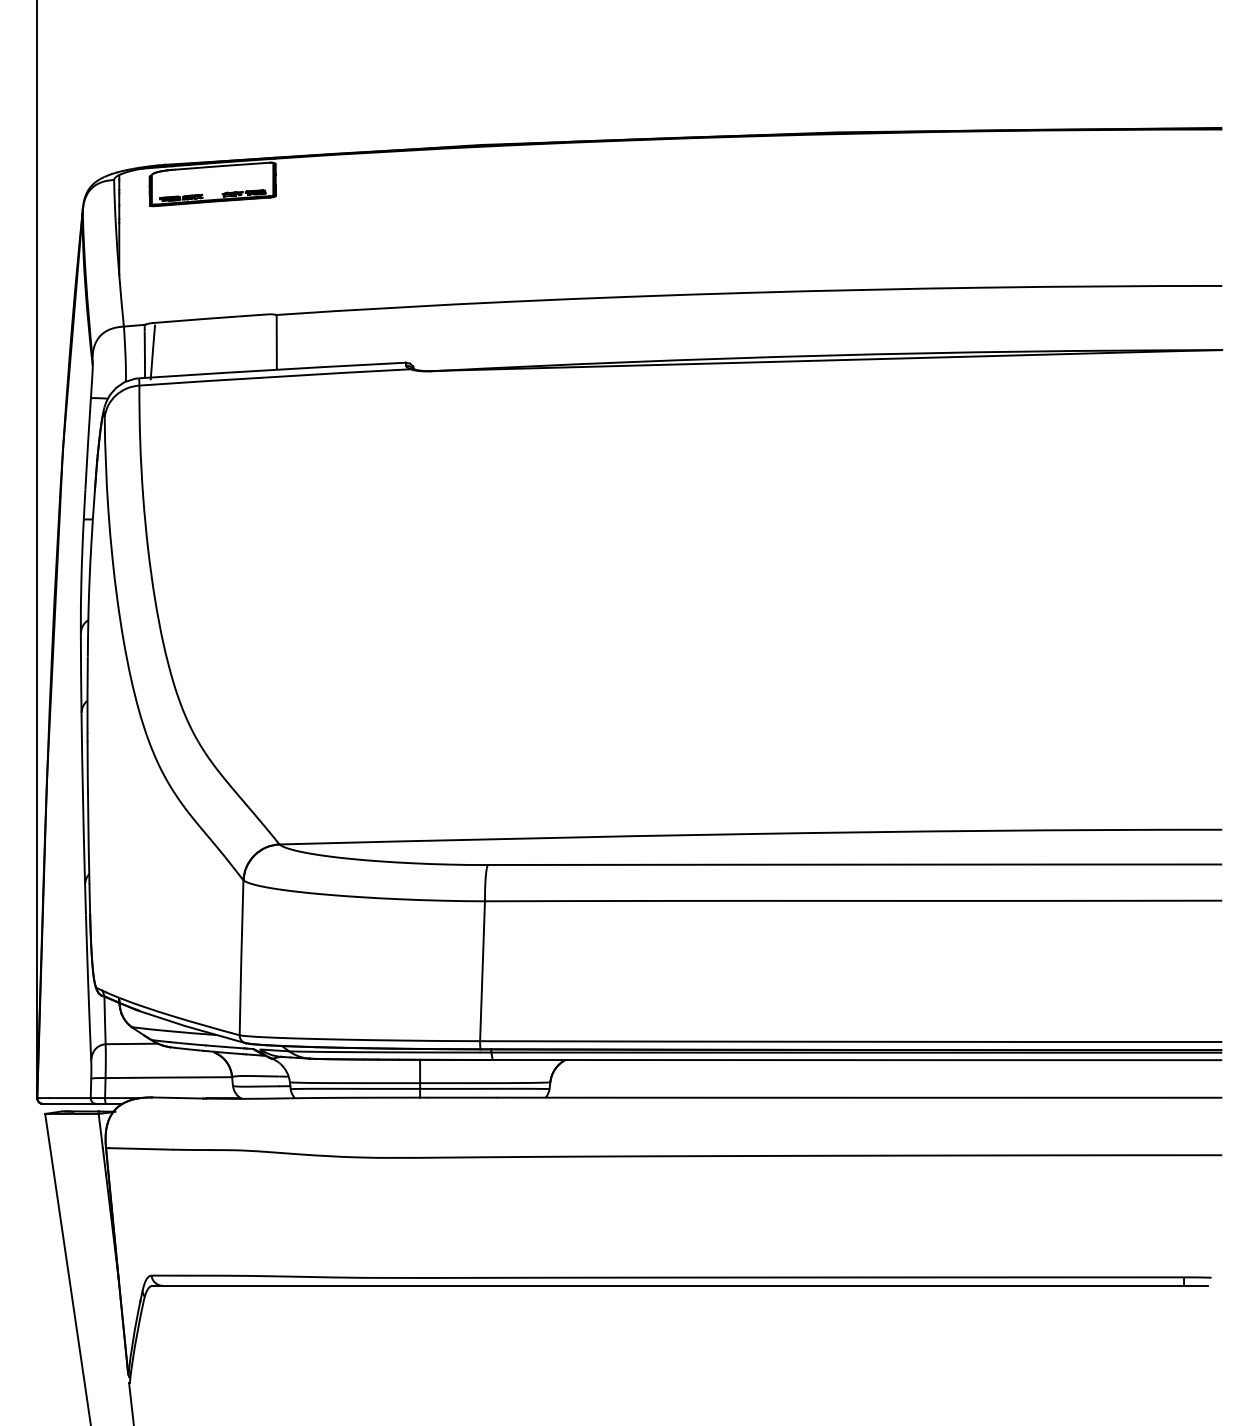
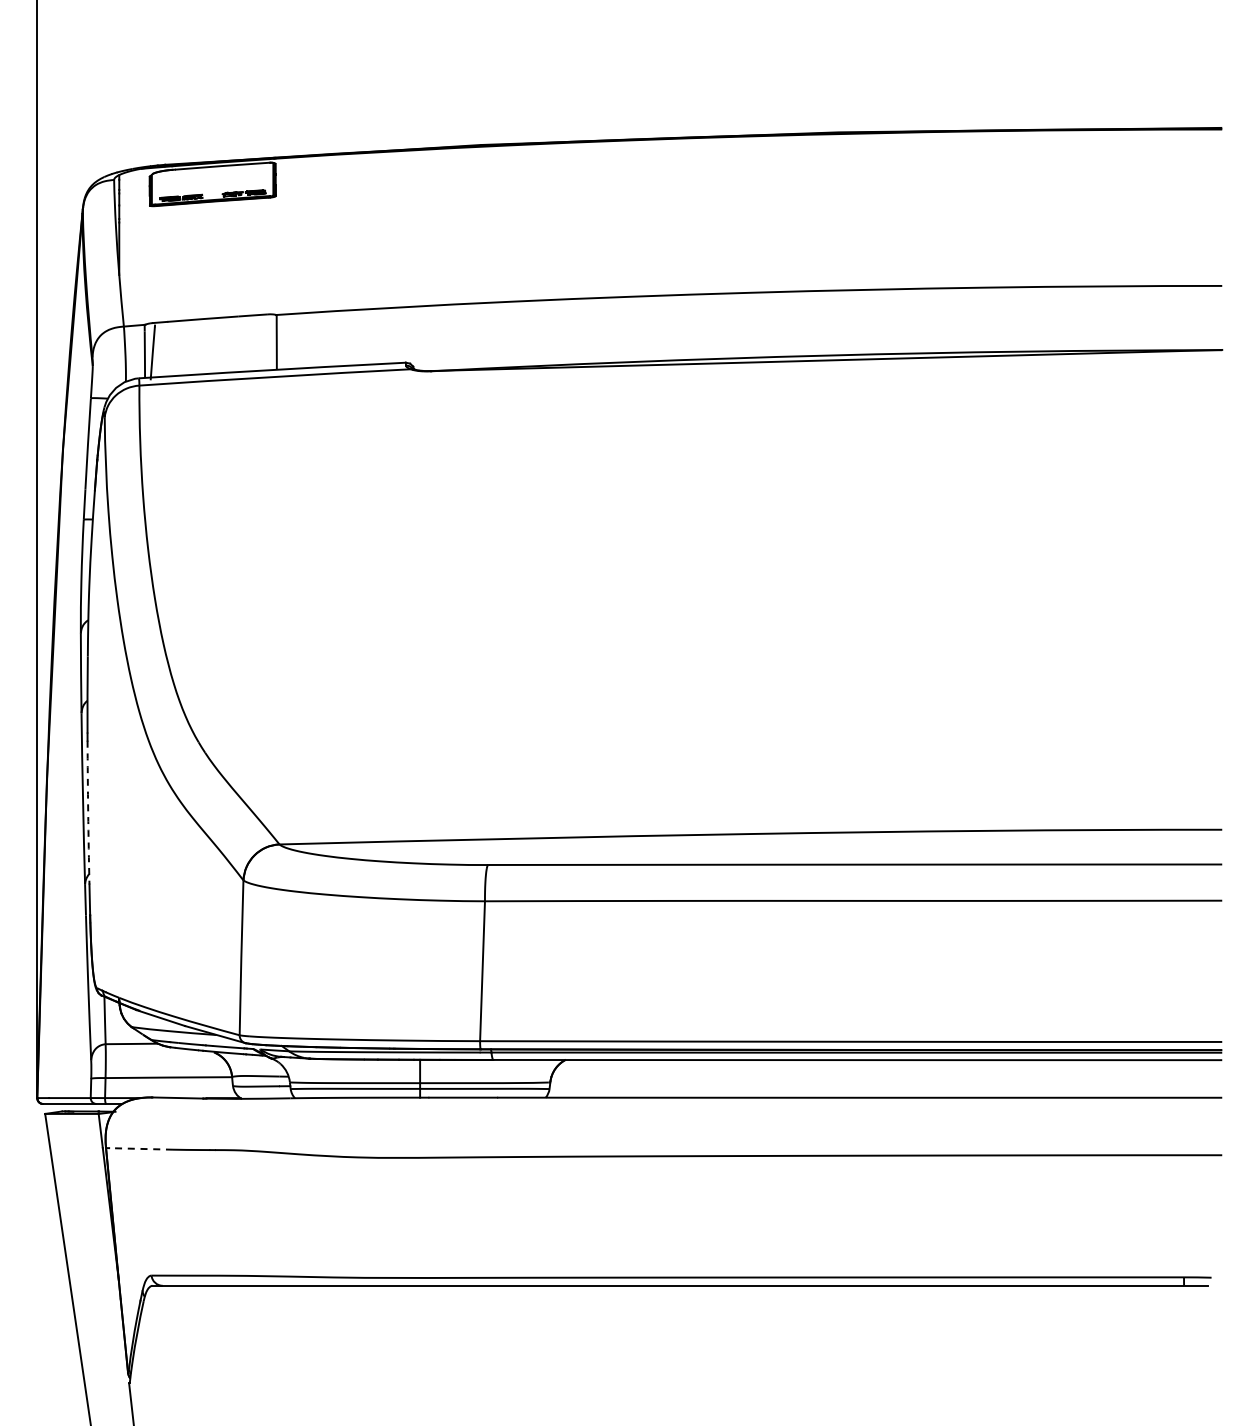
arc: solid -> dashed (88, 812)
line: solid -> dashed (141, 1148)
